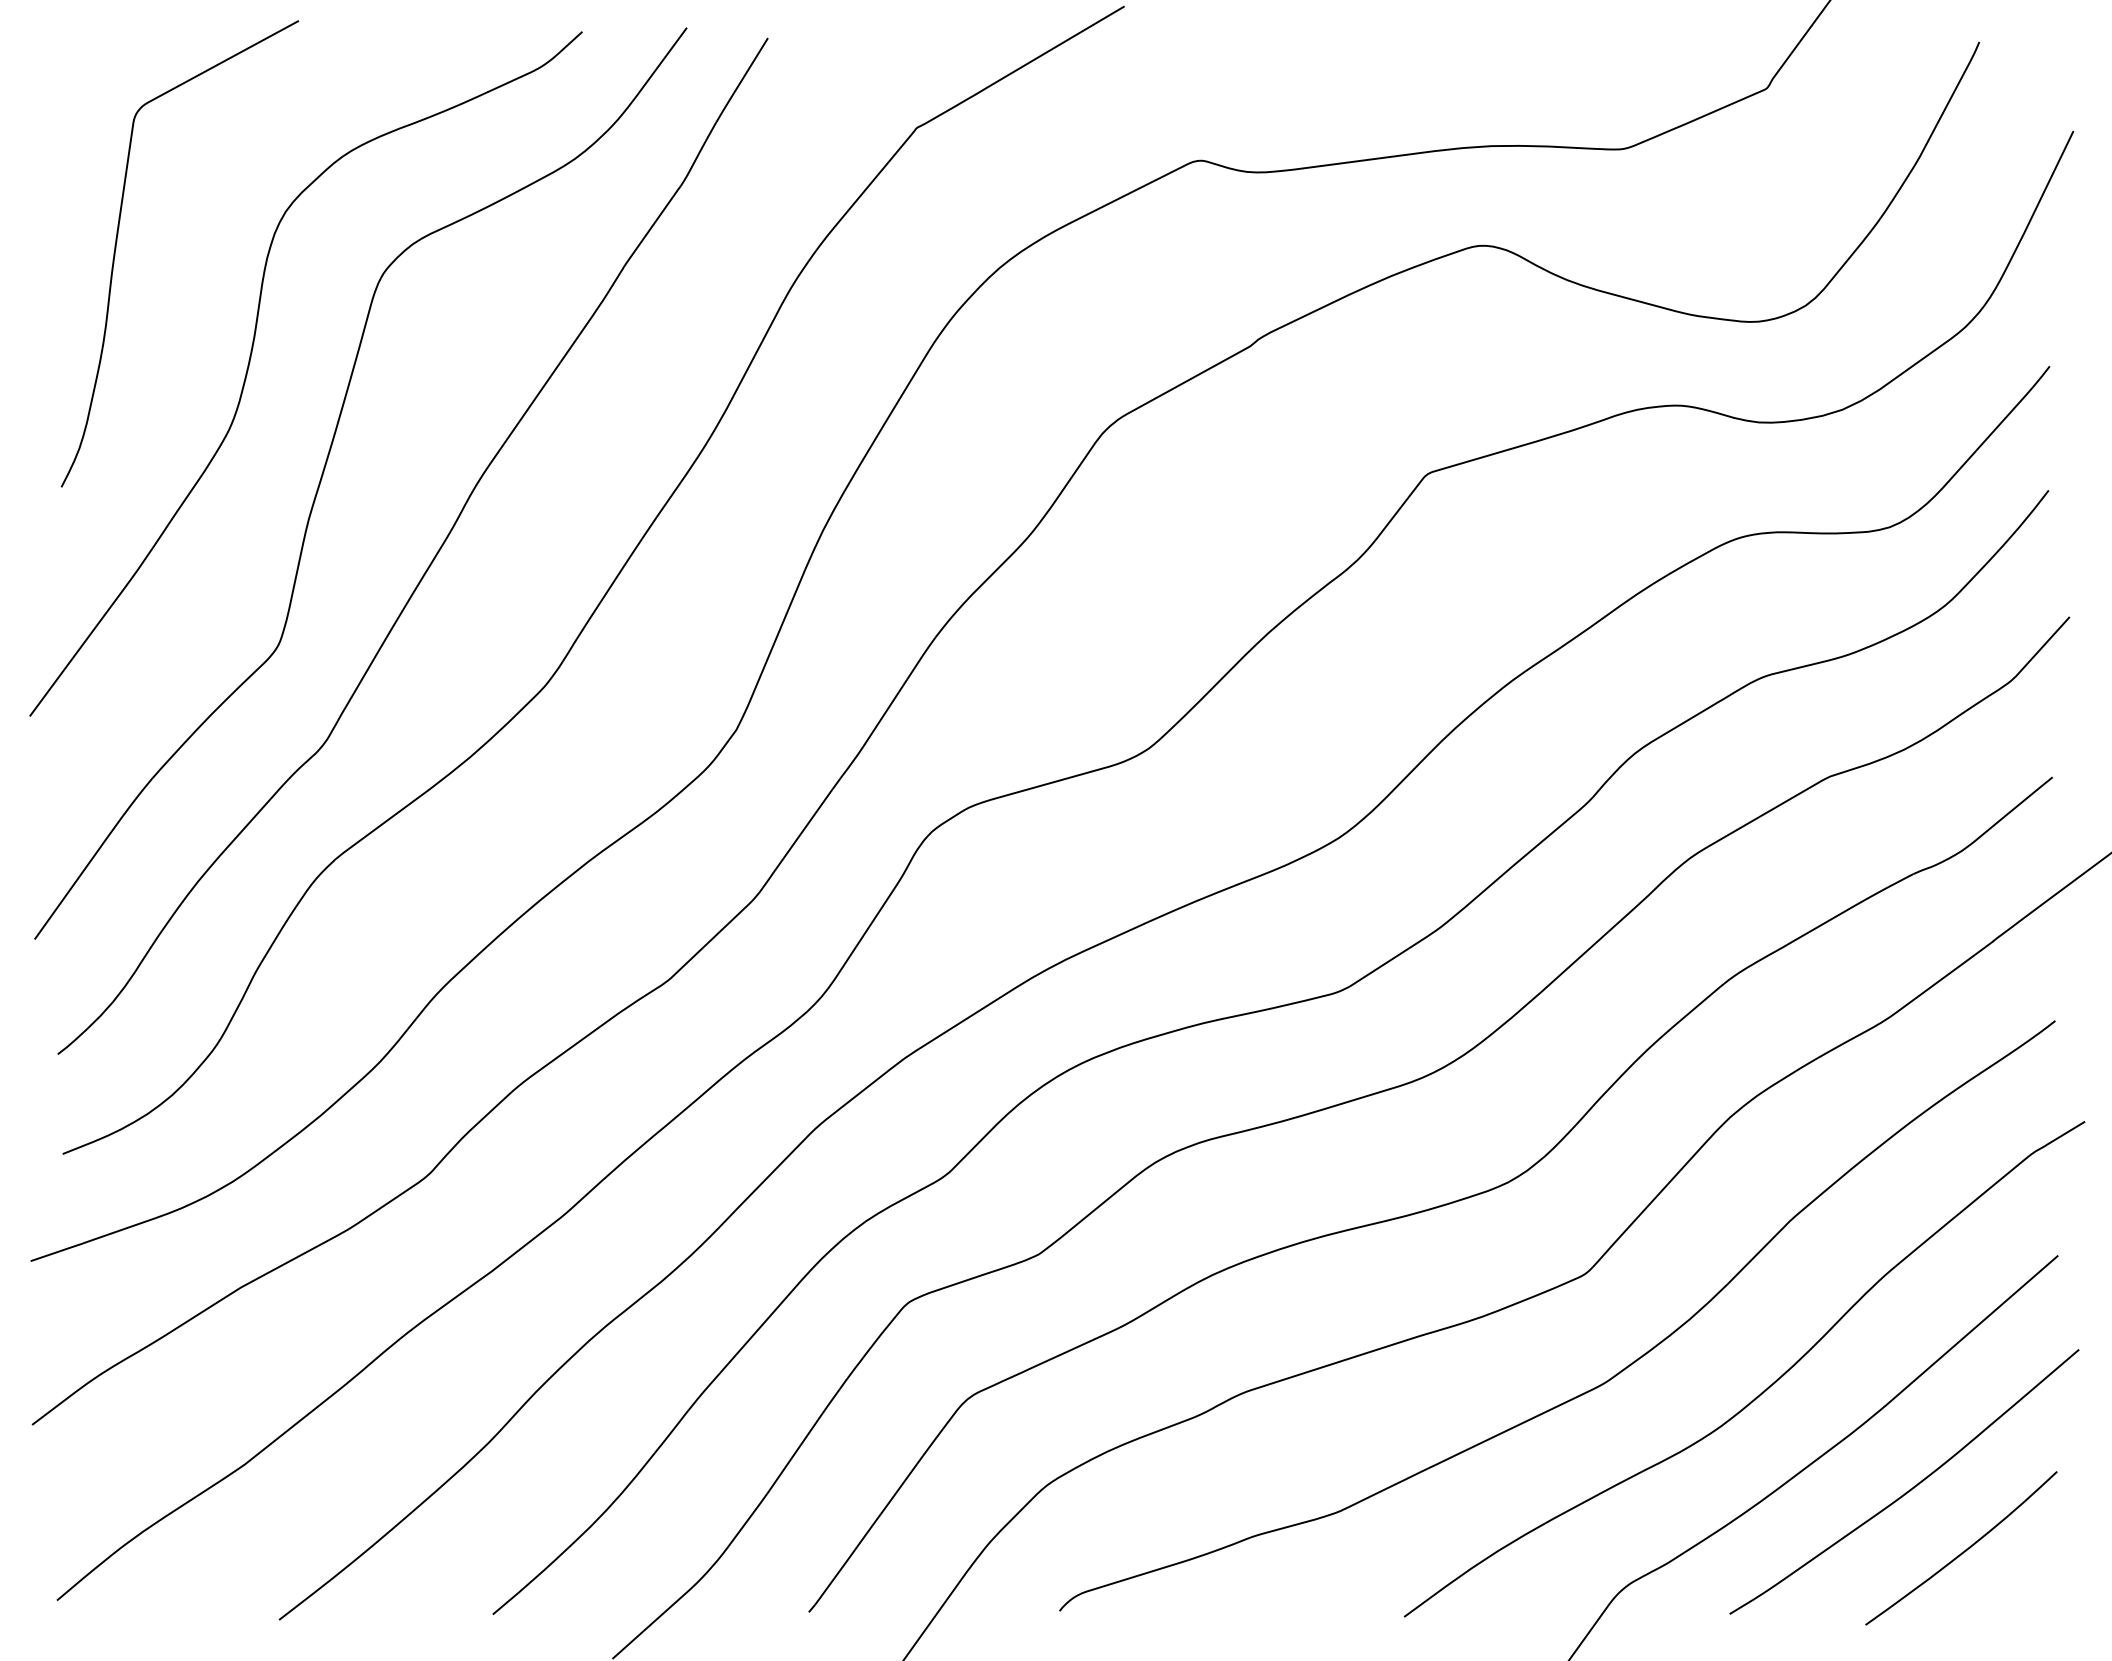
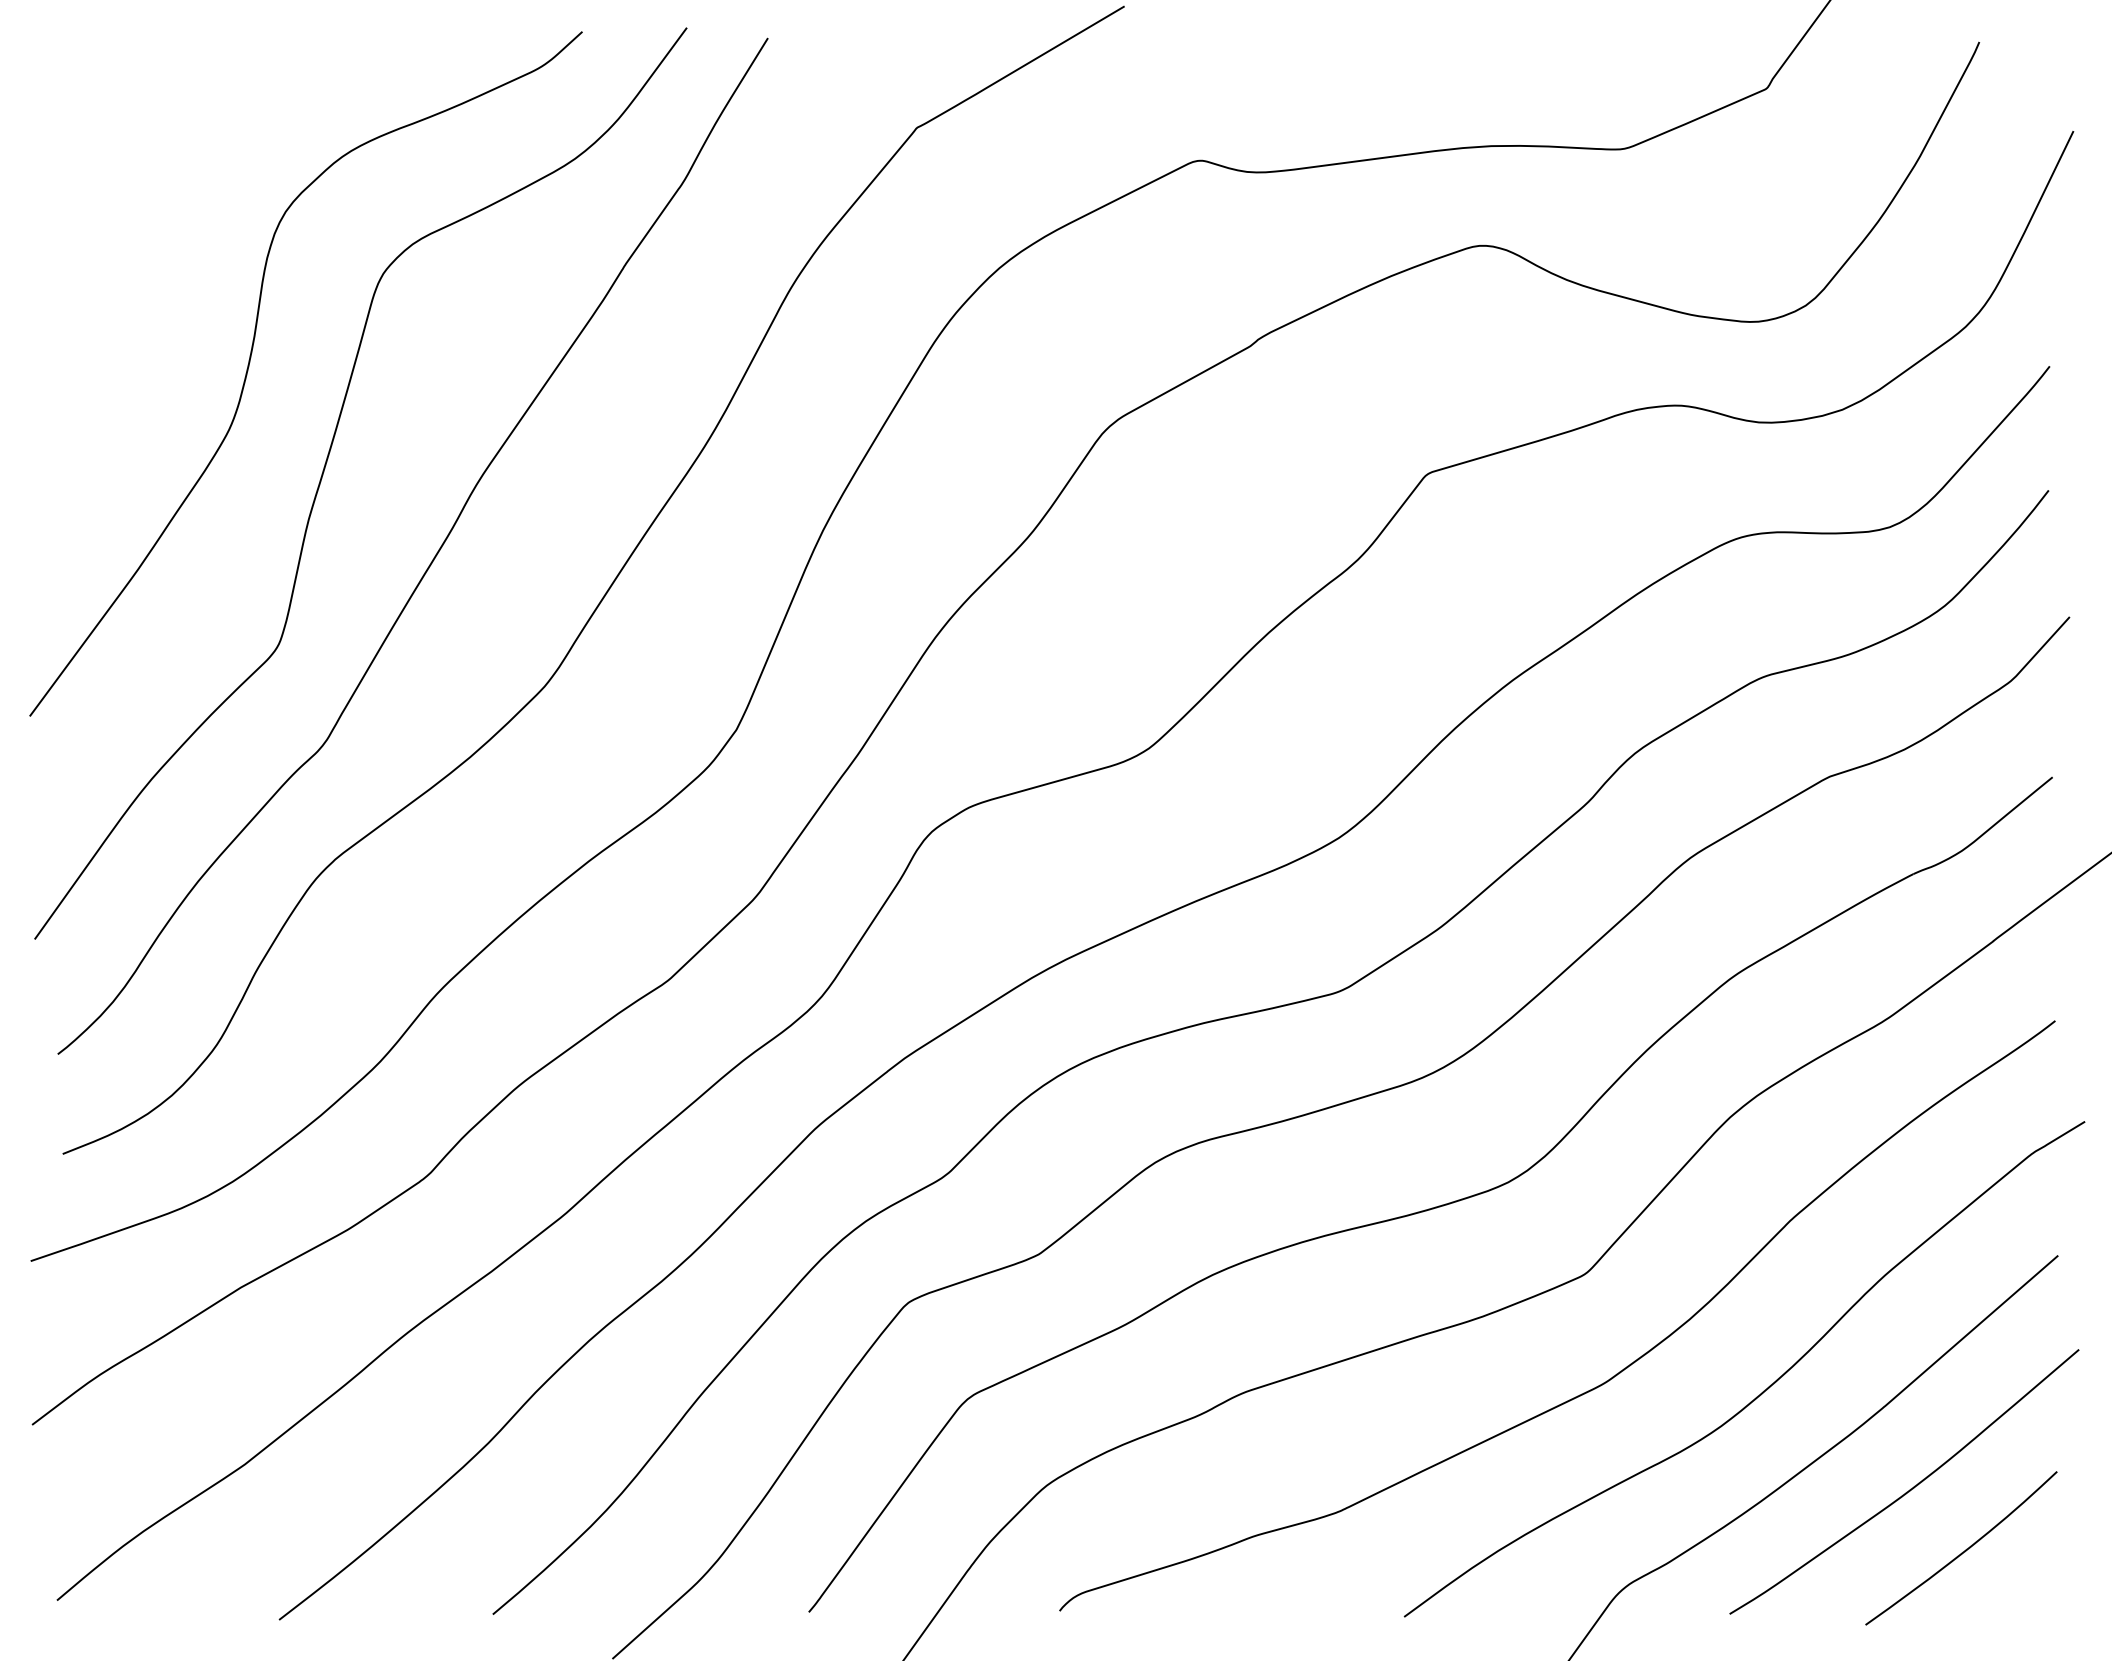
curve: present -> none (116, 249)
